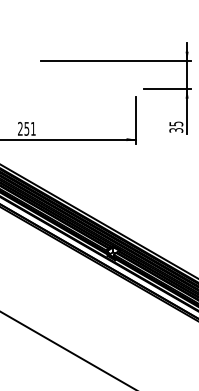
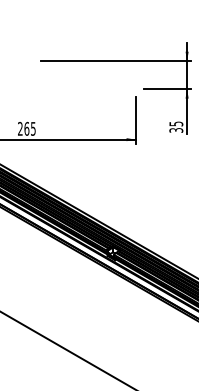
text: 251 -> 265 (29, 128)
